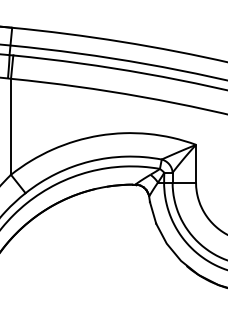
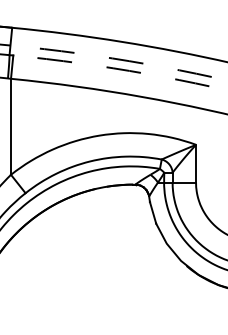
arc: solid -> dashed (118, 59)
arc: solid -> dashed (120, 69)
